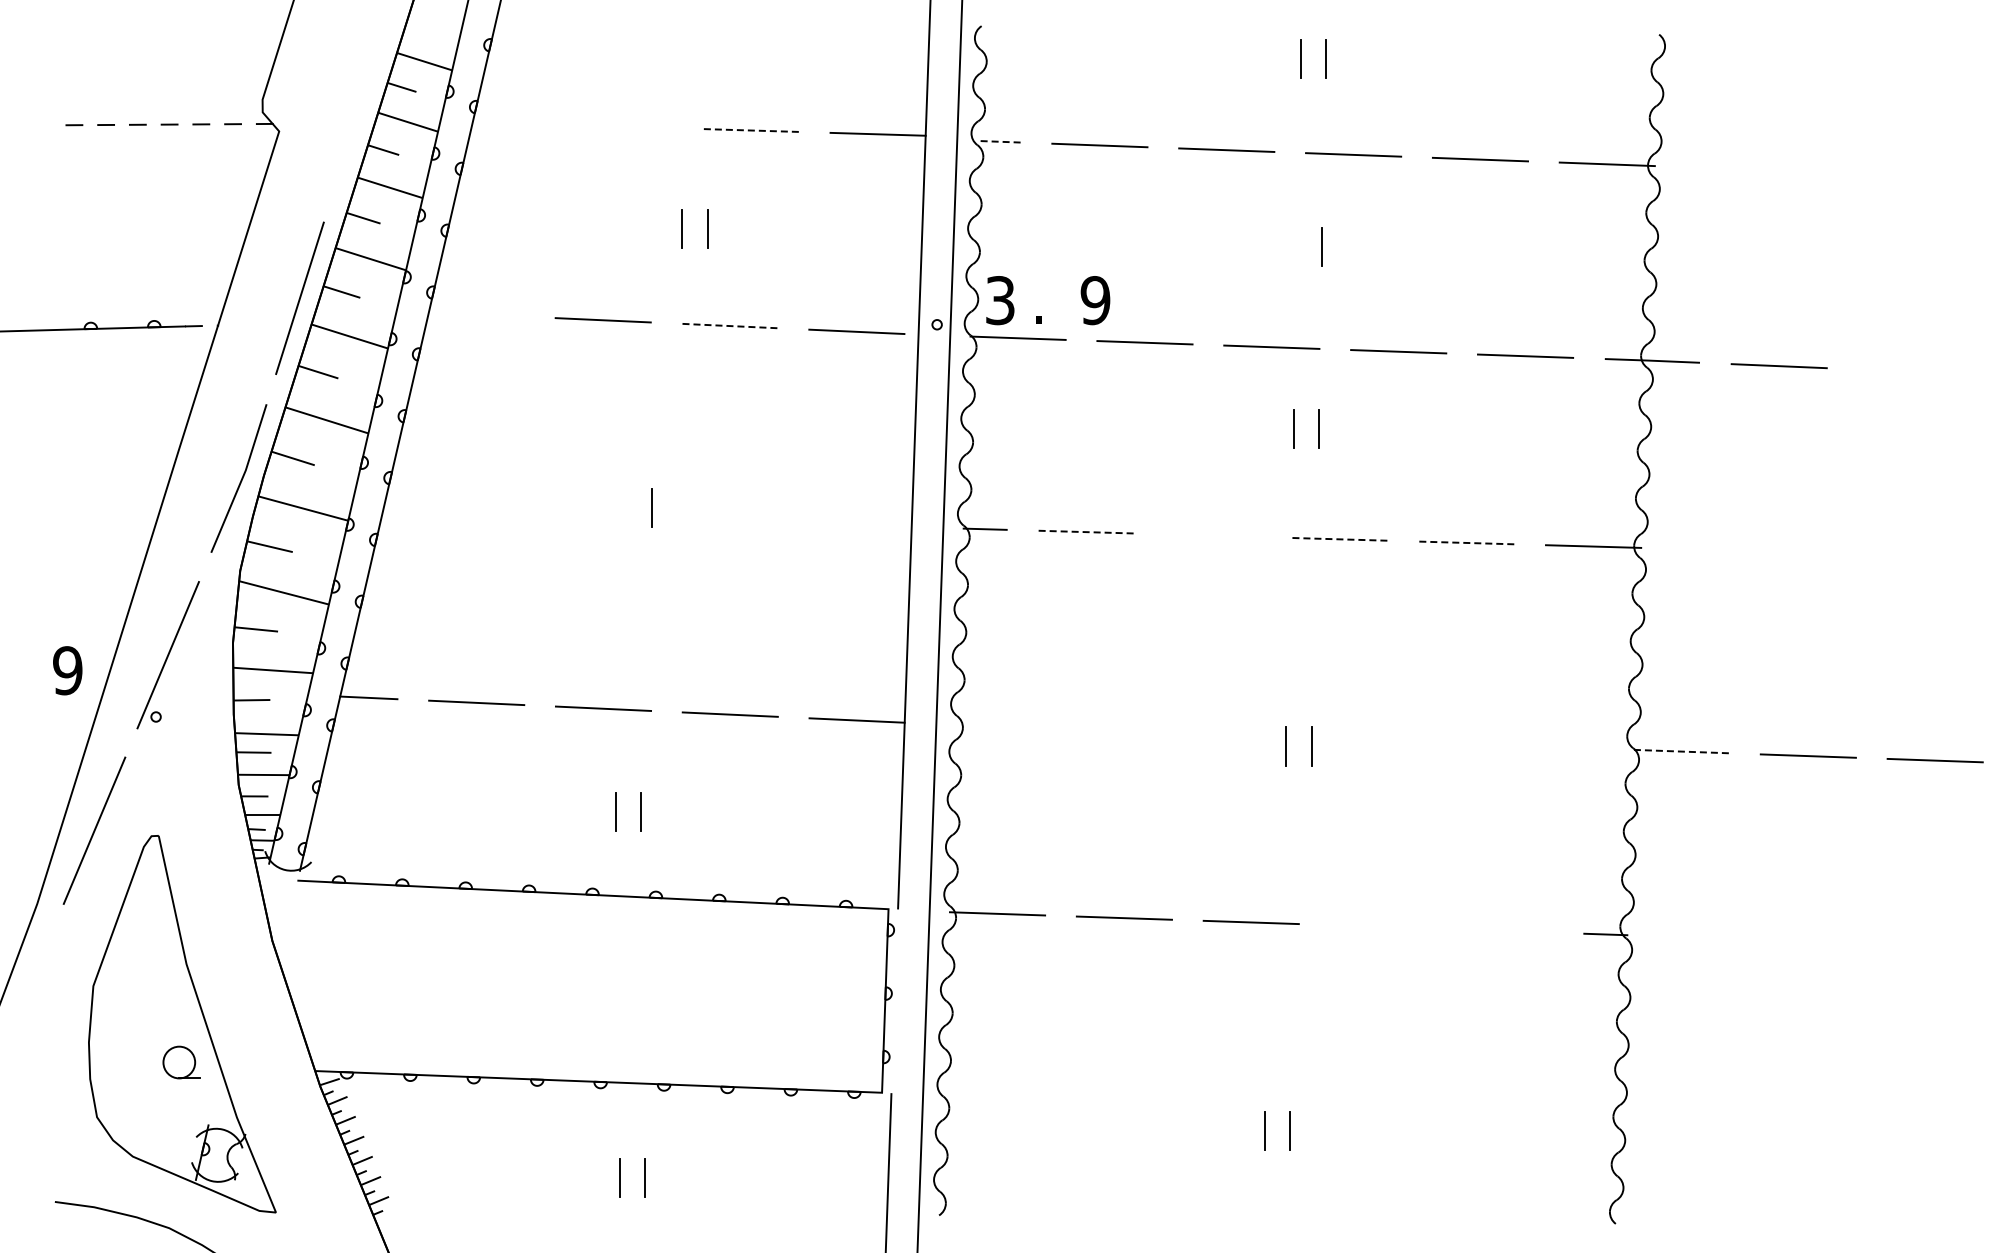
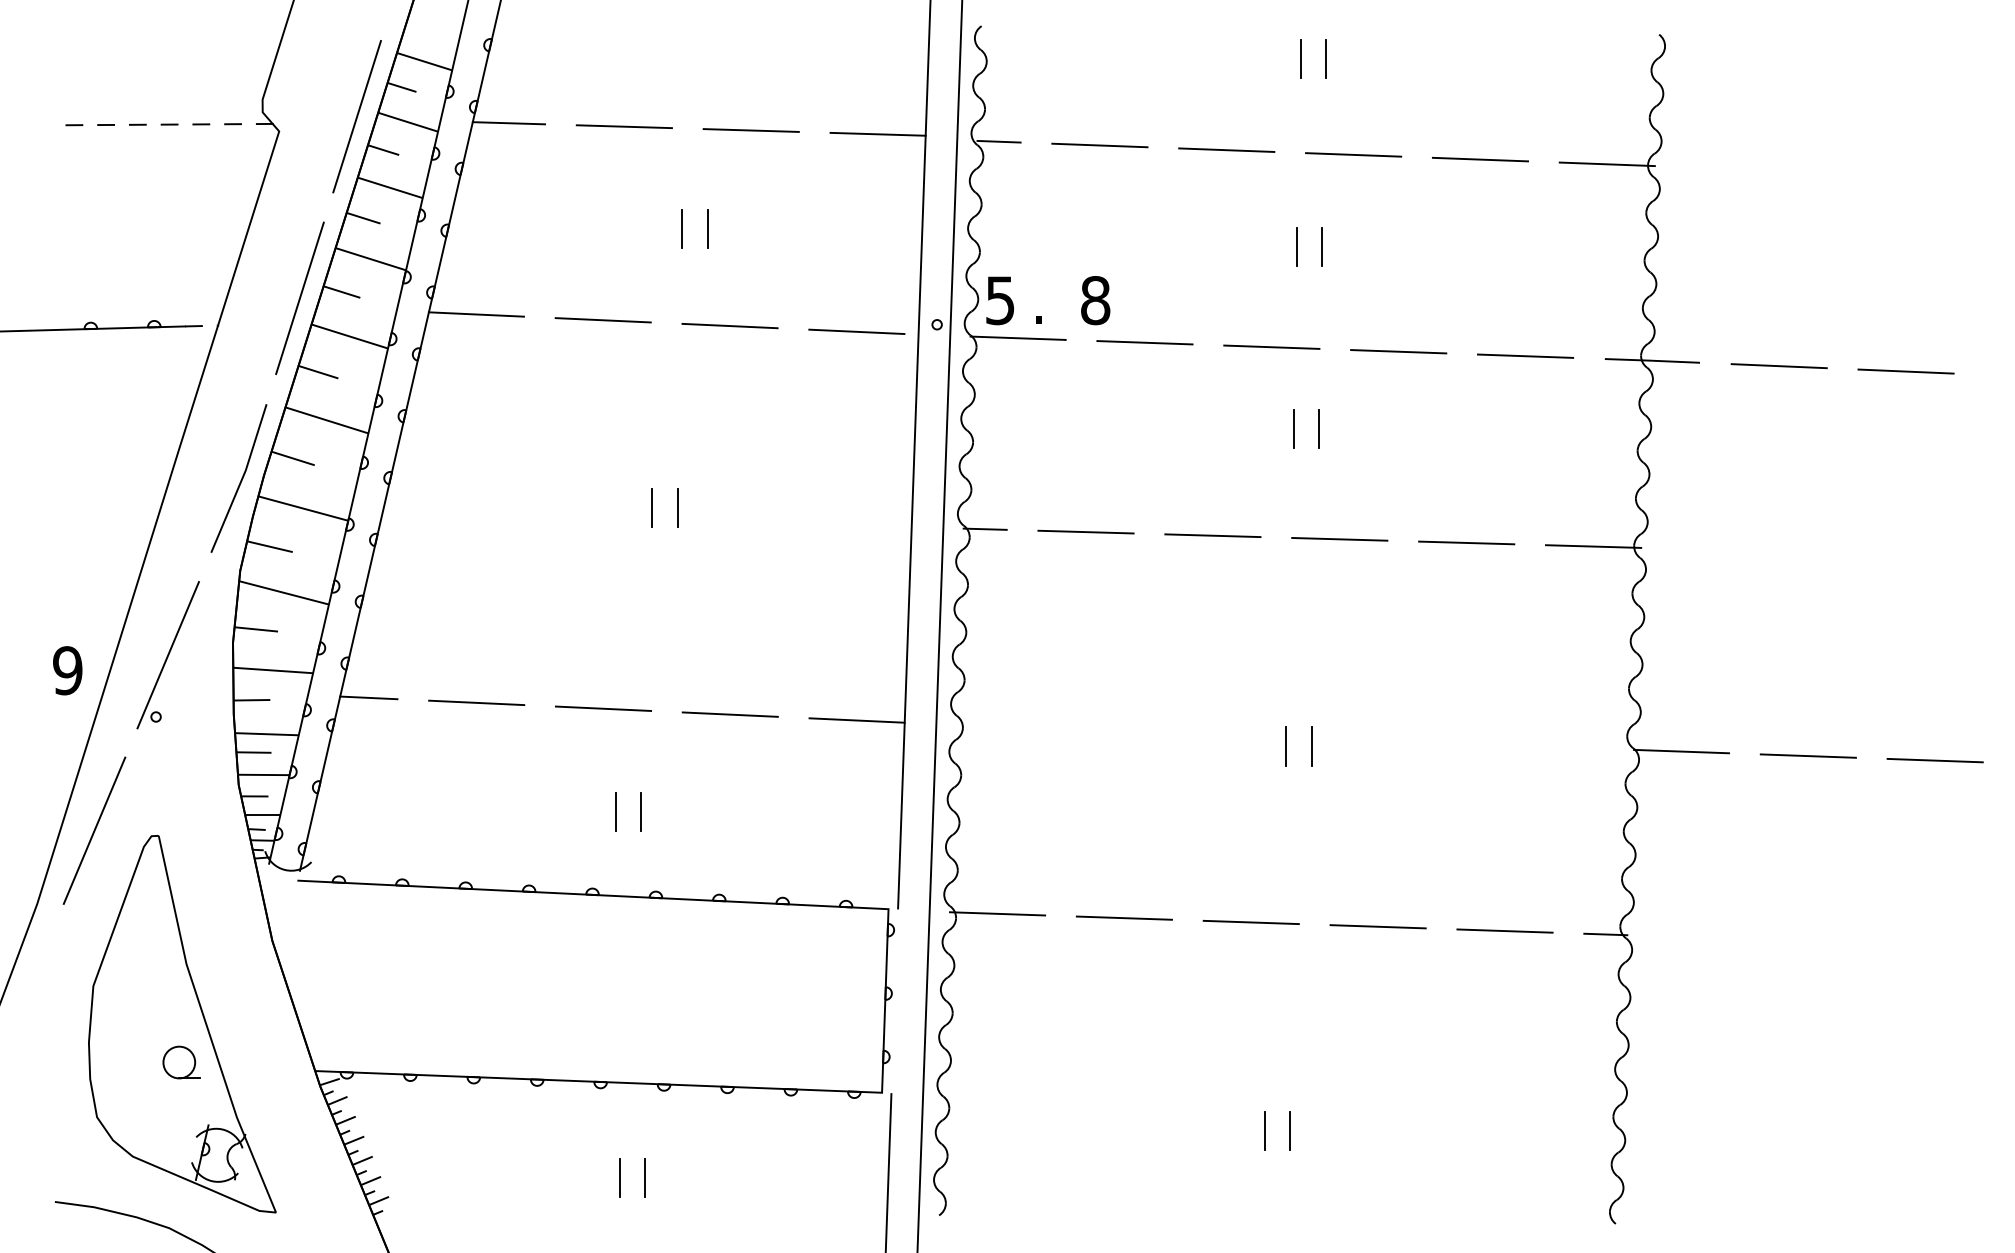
line: none -> present (356, 116)
line: none -> present (508, 123)
line: none -> present (623, 126)
line: dashed -> solid (751, 130)
line: dashed -> solid (999, 141)
line: none -> present (1296, 247)
text: 3 -> 5 (1000, 300)
text: 9 -> 8 (1095, 300)
line: none -> present (475, 314)
line: dashed -> solid (730, 326)
line: none -> present (1905, 371)
line: none -> present (677, 507)
line: dashed -> solid (1086, 532)
line: none -> present (1212, 535)
line: dashed -> solid (1339, 539)
line: dashed -> solid (1466, 542)
line: dashed -> solid (1681, 751)
line: none -> present (1377, 926)
line: none -> present (1504, 930)
